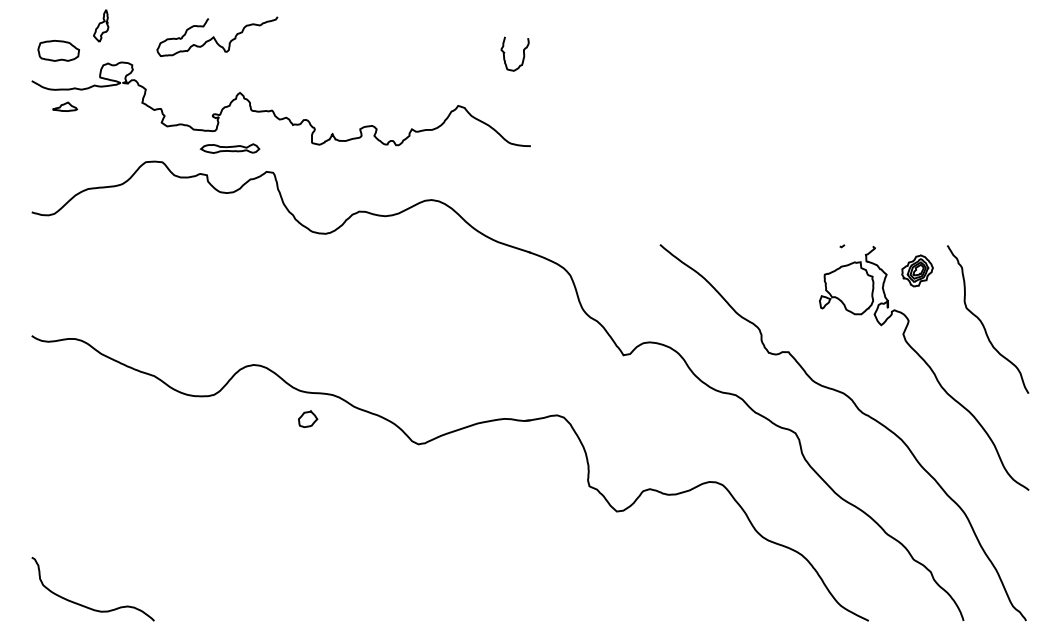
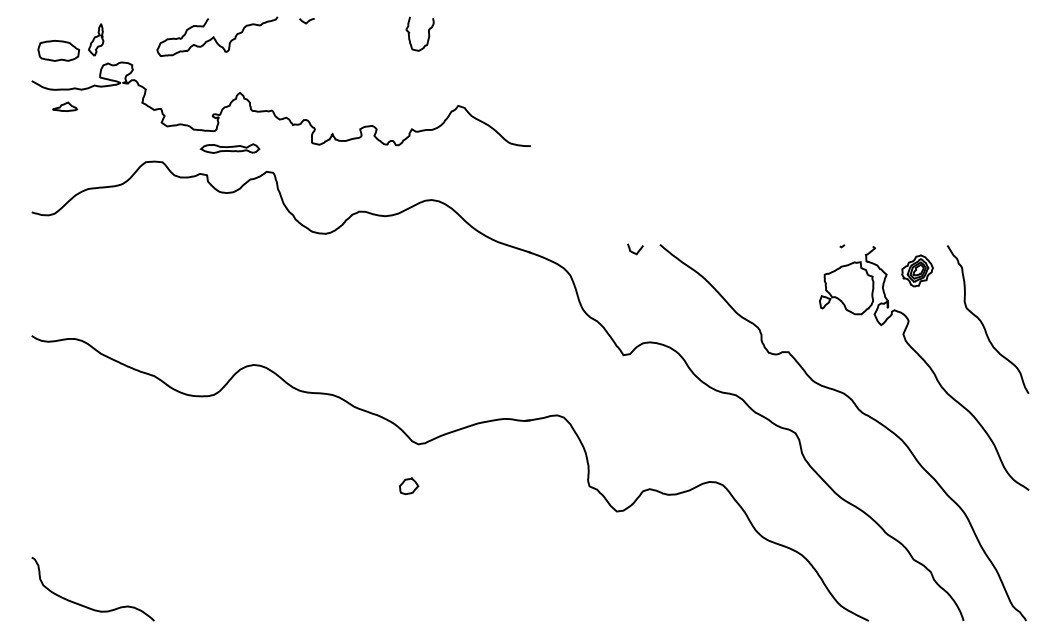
curve: none -> present (306, 21)
part position: (101, 25) -> (96, 39) (96, 39)
curve position: (523, 53) -> (428, 33) (428, 33)
curve: none -> present (633, 251)
part position: (308, 419) -> (409, 486) (409, 486)
